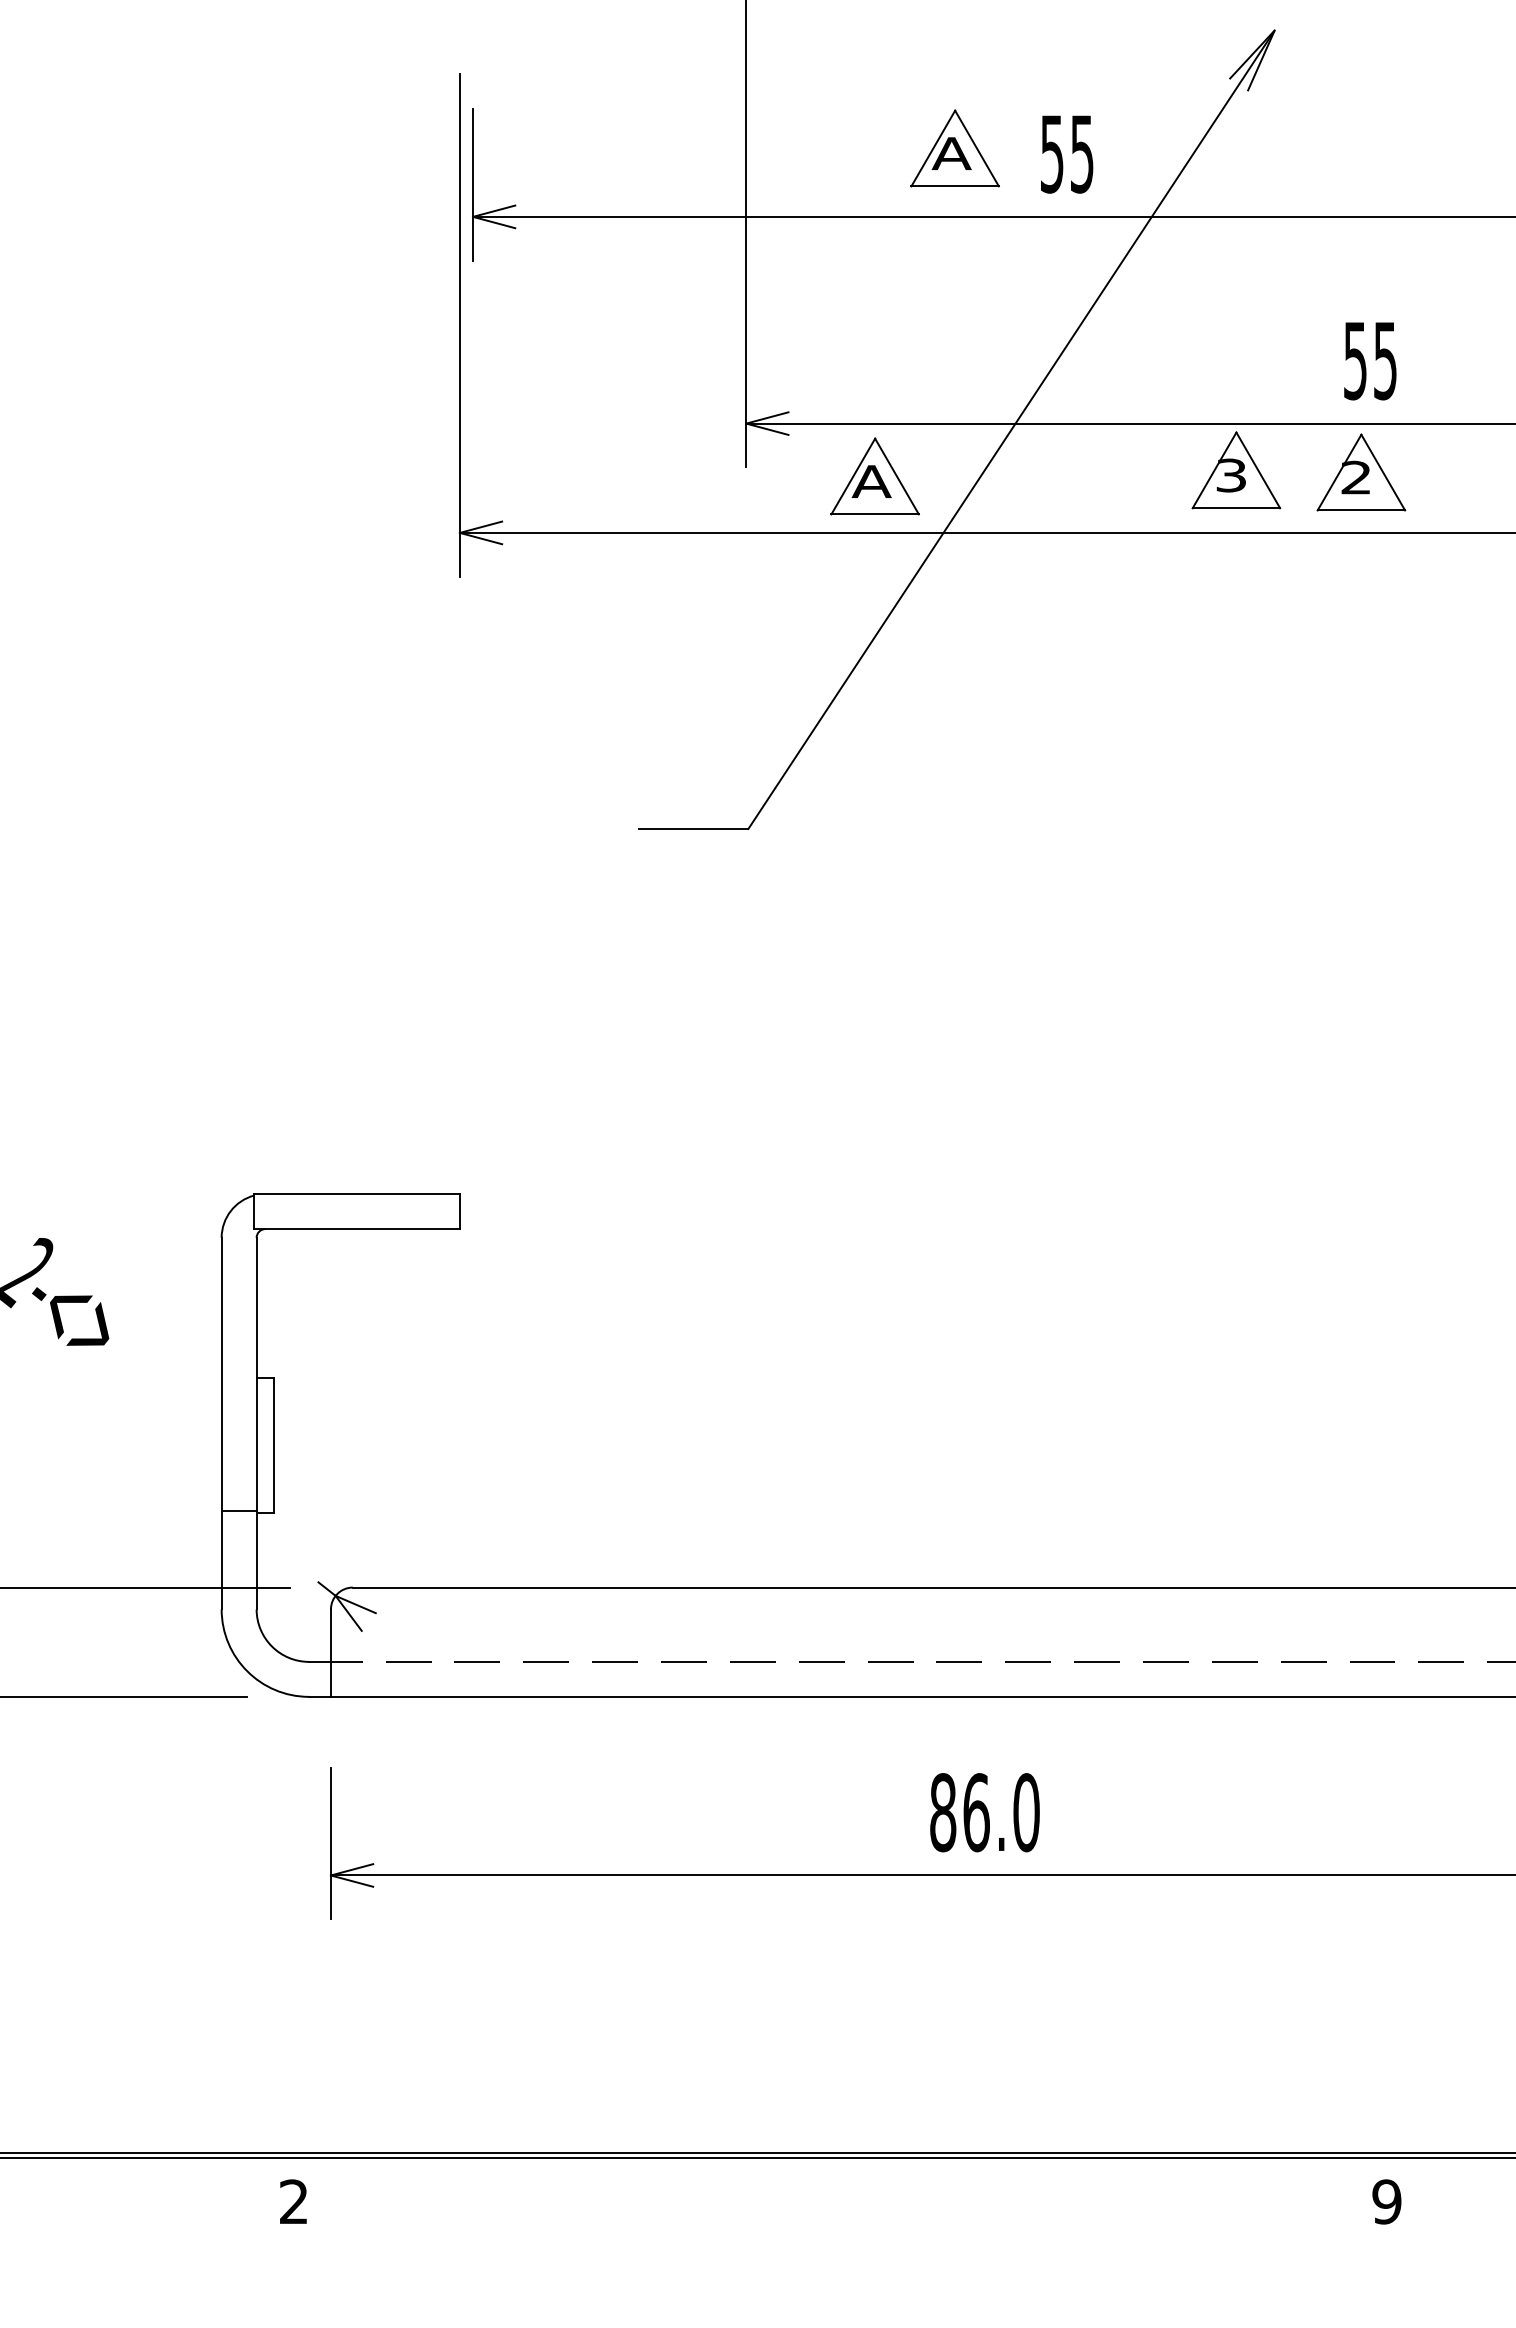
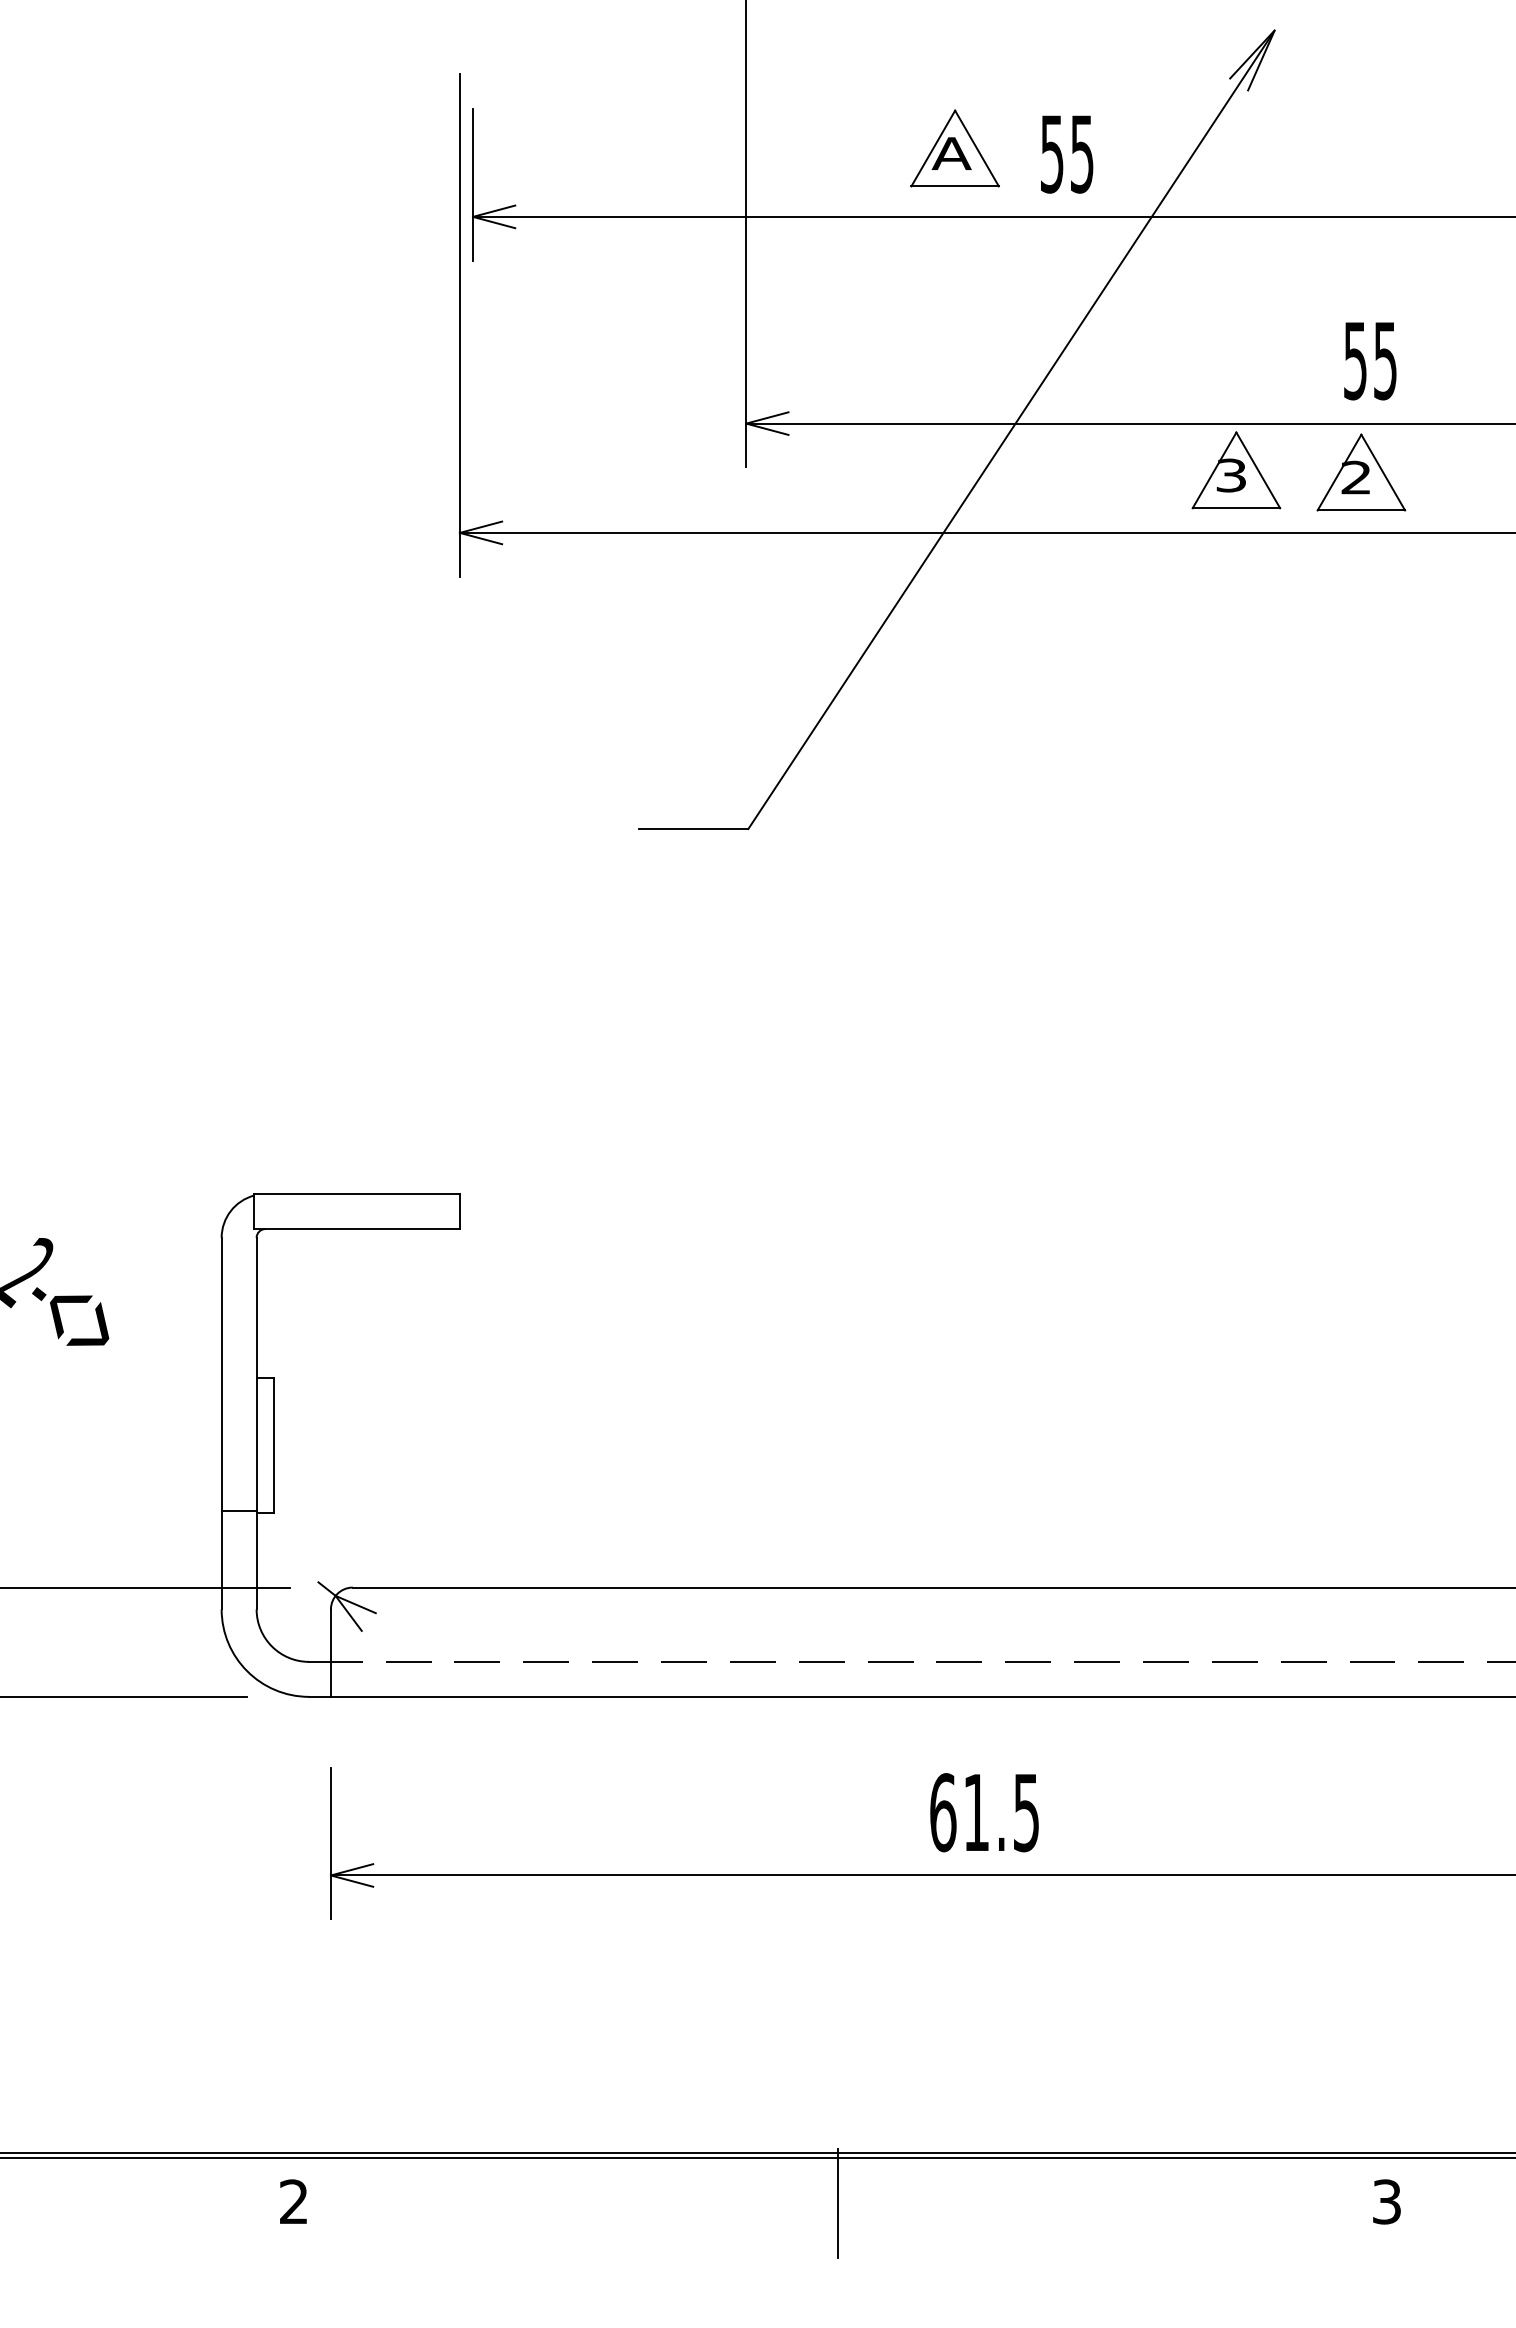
part: present -> none (874, 476)
text: 86.0 -> 61.5 (984, 1812)
text: 9 -> 3 (1386, 2201)
line: none -> present (837, 2203)
